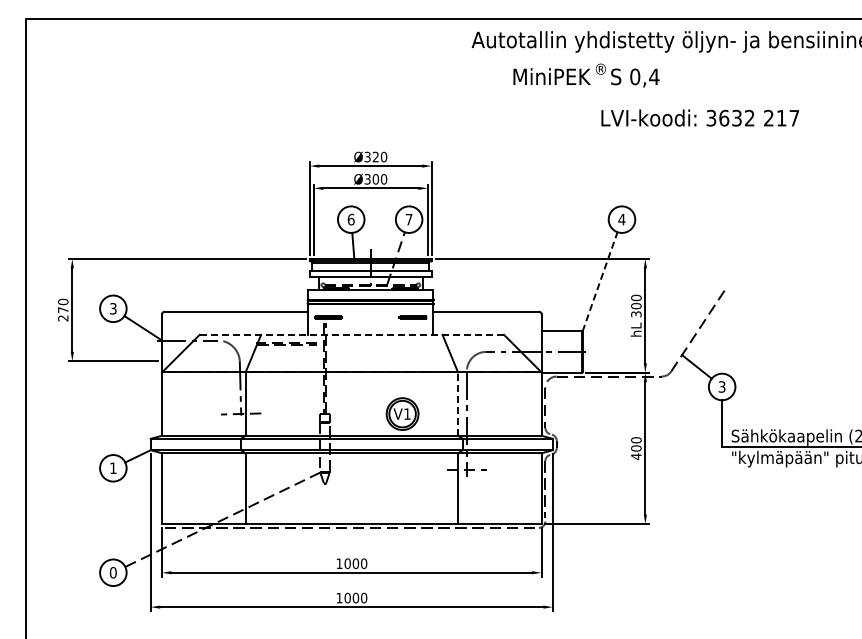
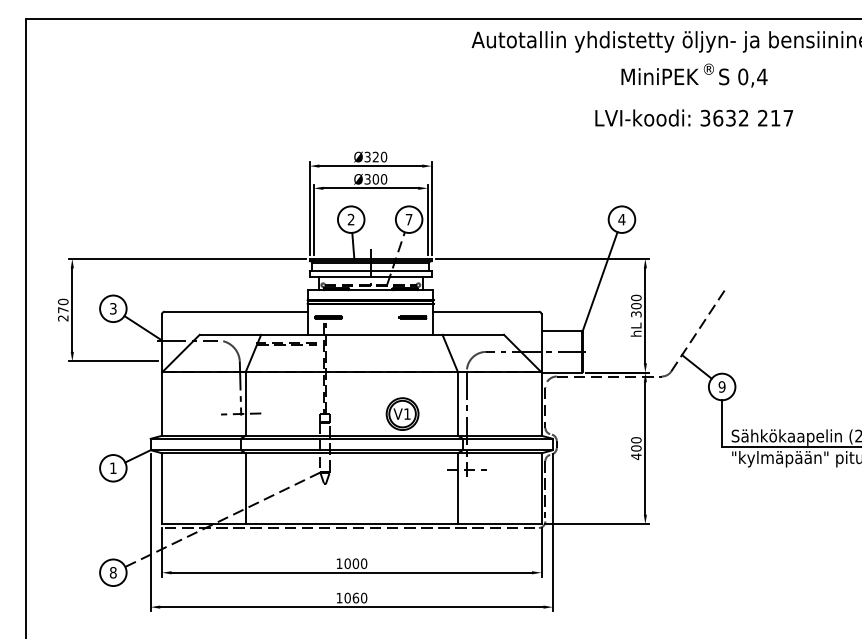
text position: (586, 75) -> (694, 75) (694, 75)
text position: (700, 117) -> (694, 117) (694, 117)
text: 6 -> 2 (350, 219)
line: dashed -> solid (600, 281)
line: dashed -> solid (352, 334)
text: 3 -> 9 (721, 386)
line: dashed -> solid (458, 404)
text: 0 -> 8 (112, 572)
text: 1000 -> 1060 (356, 597)
